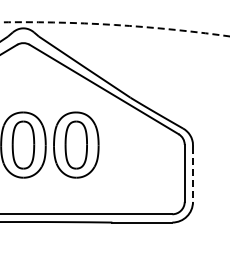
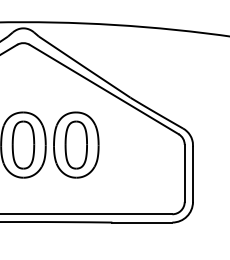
arc: dashed -> solid (114, 24)
line: dashed -> solid (193, 175)
